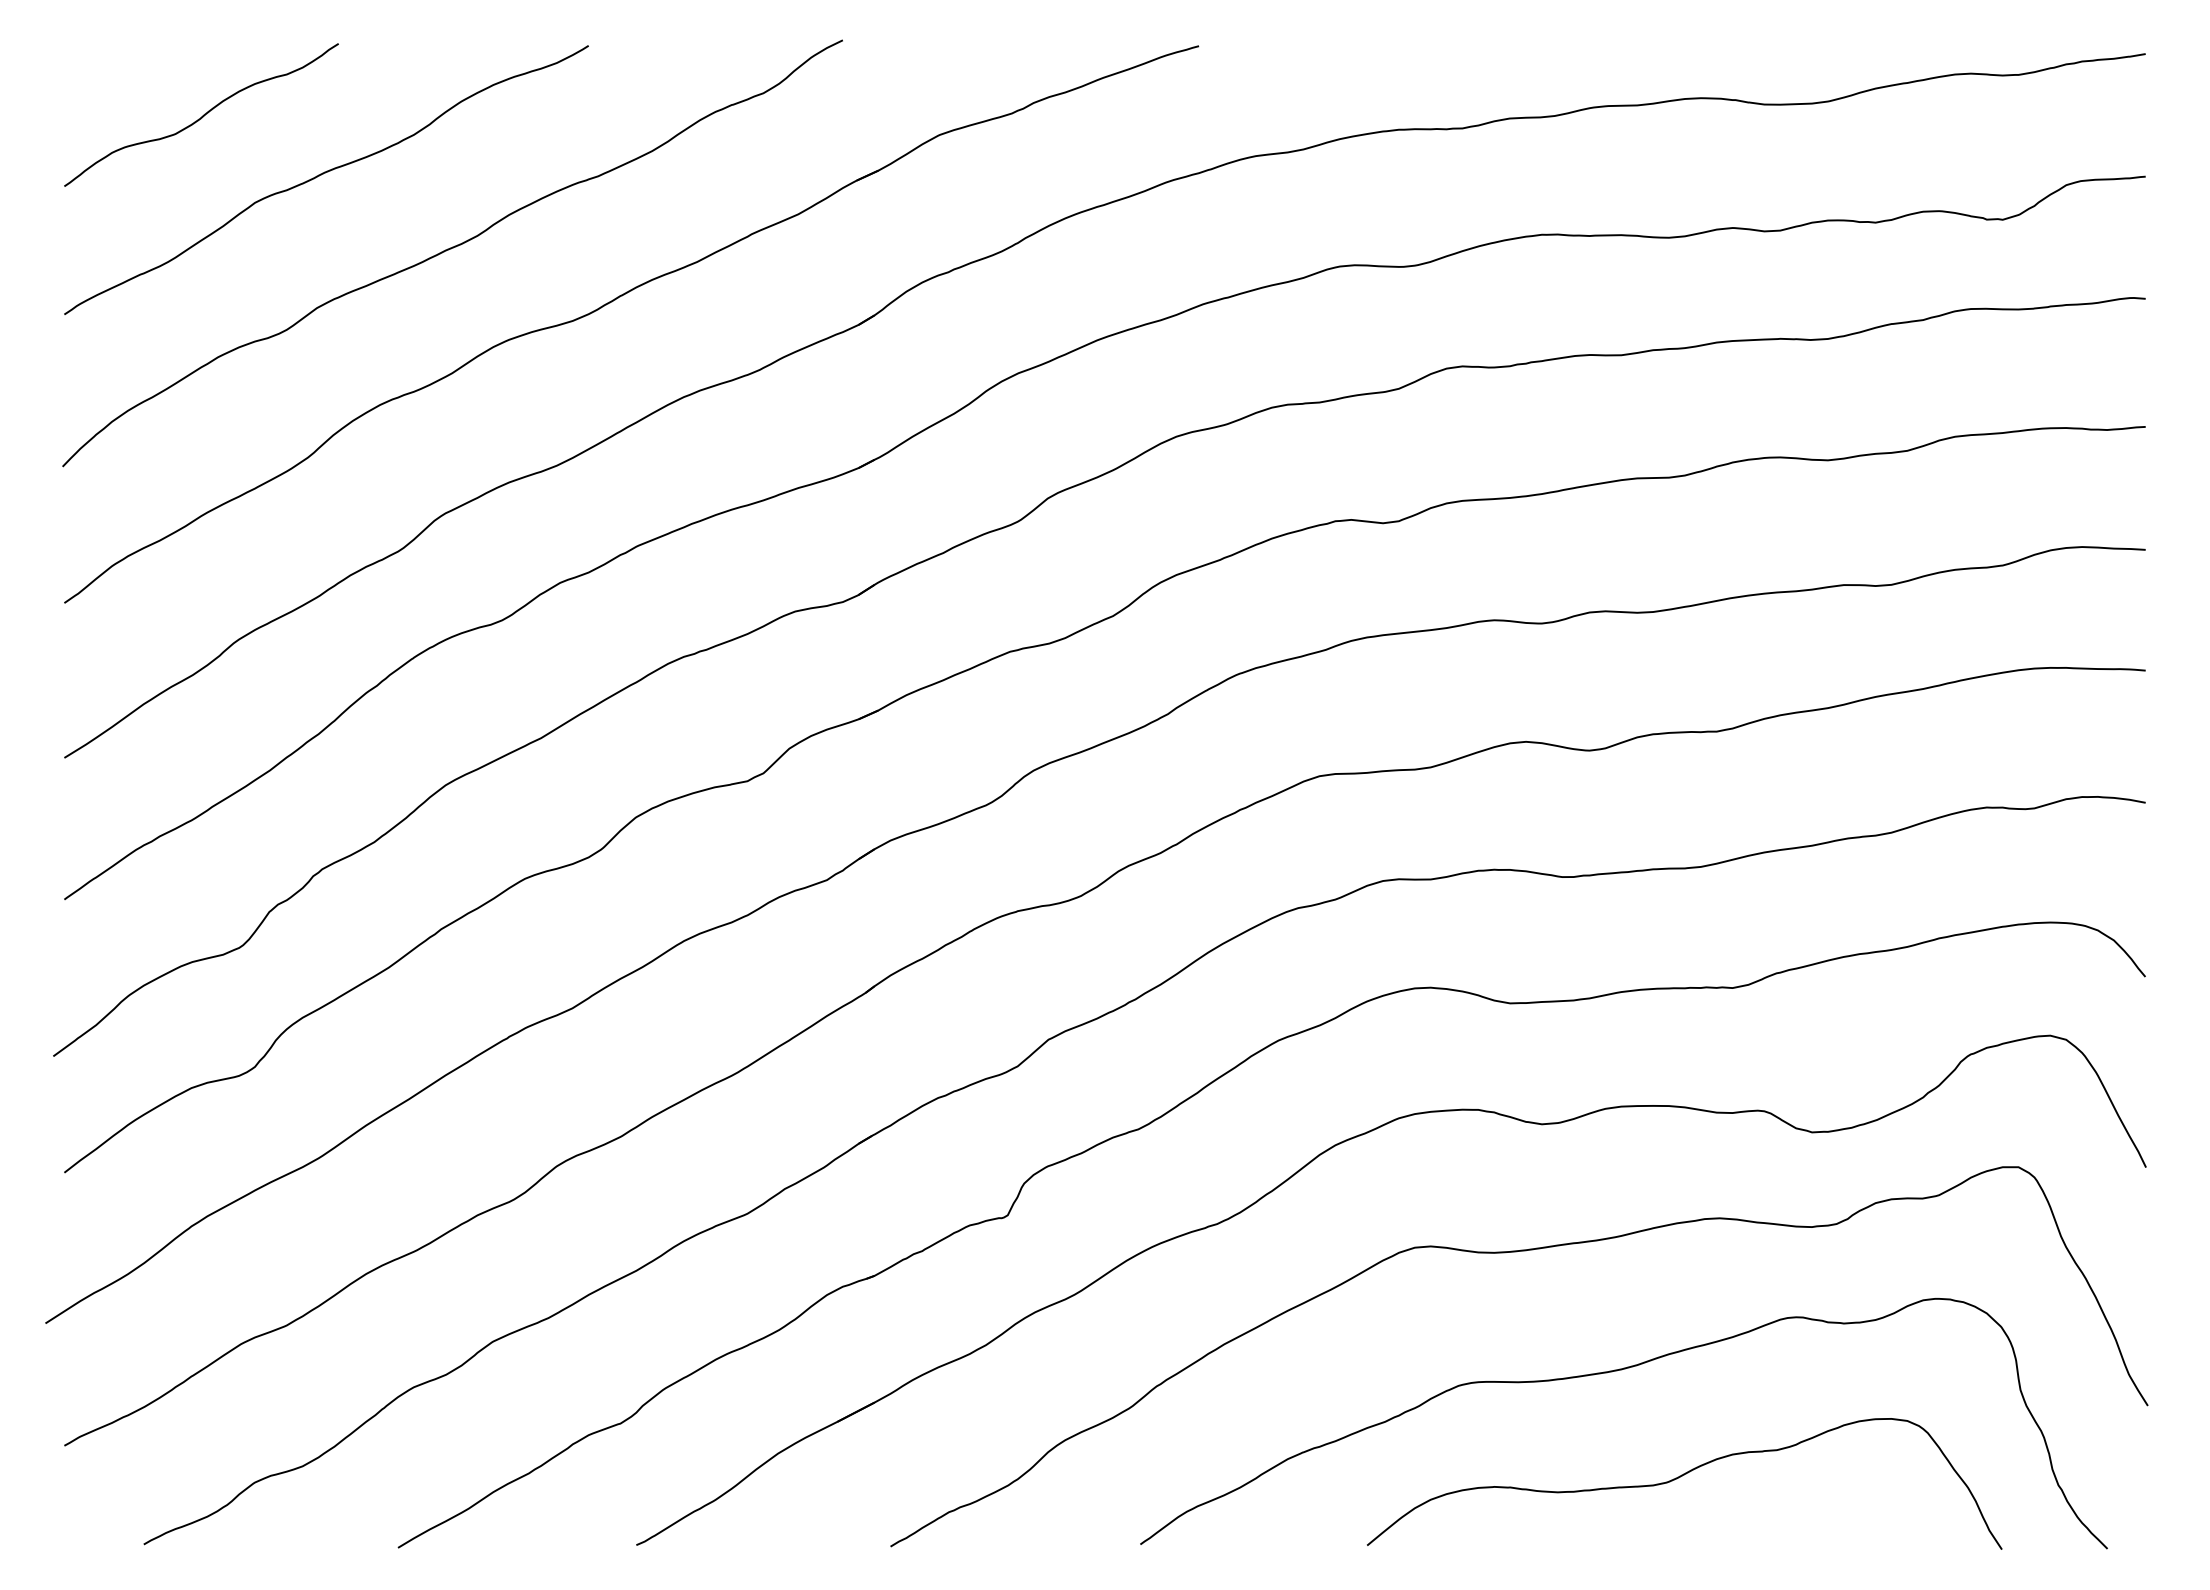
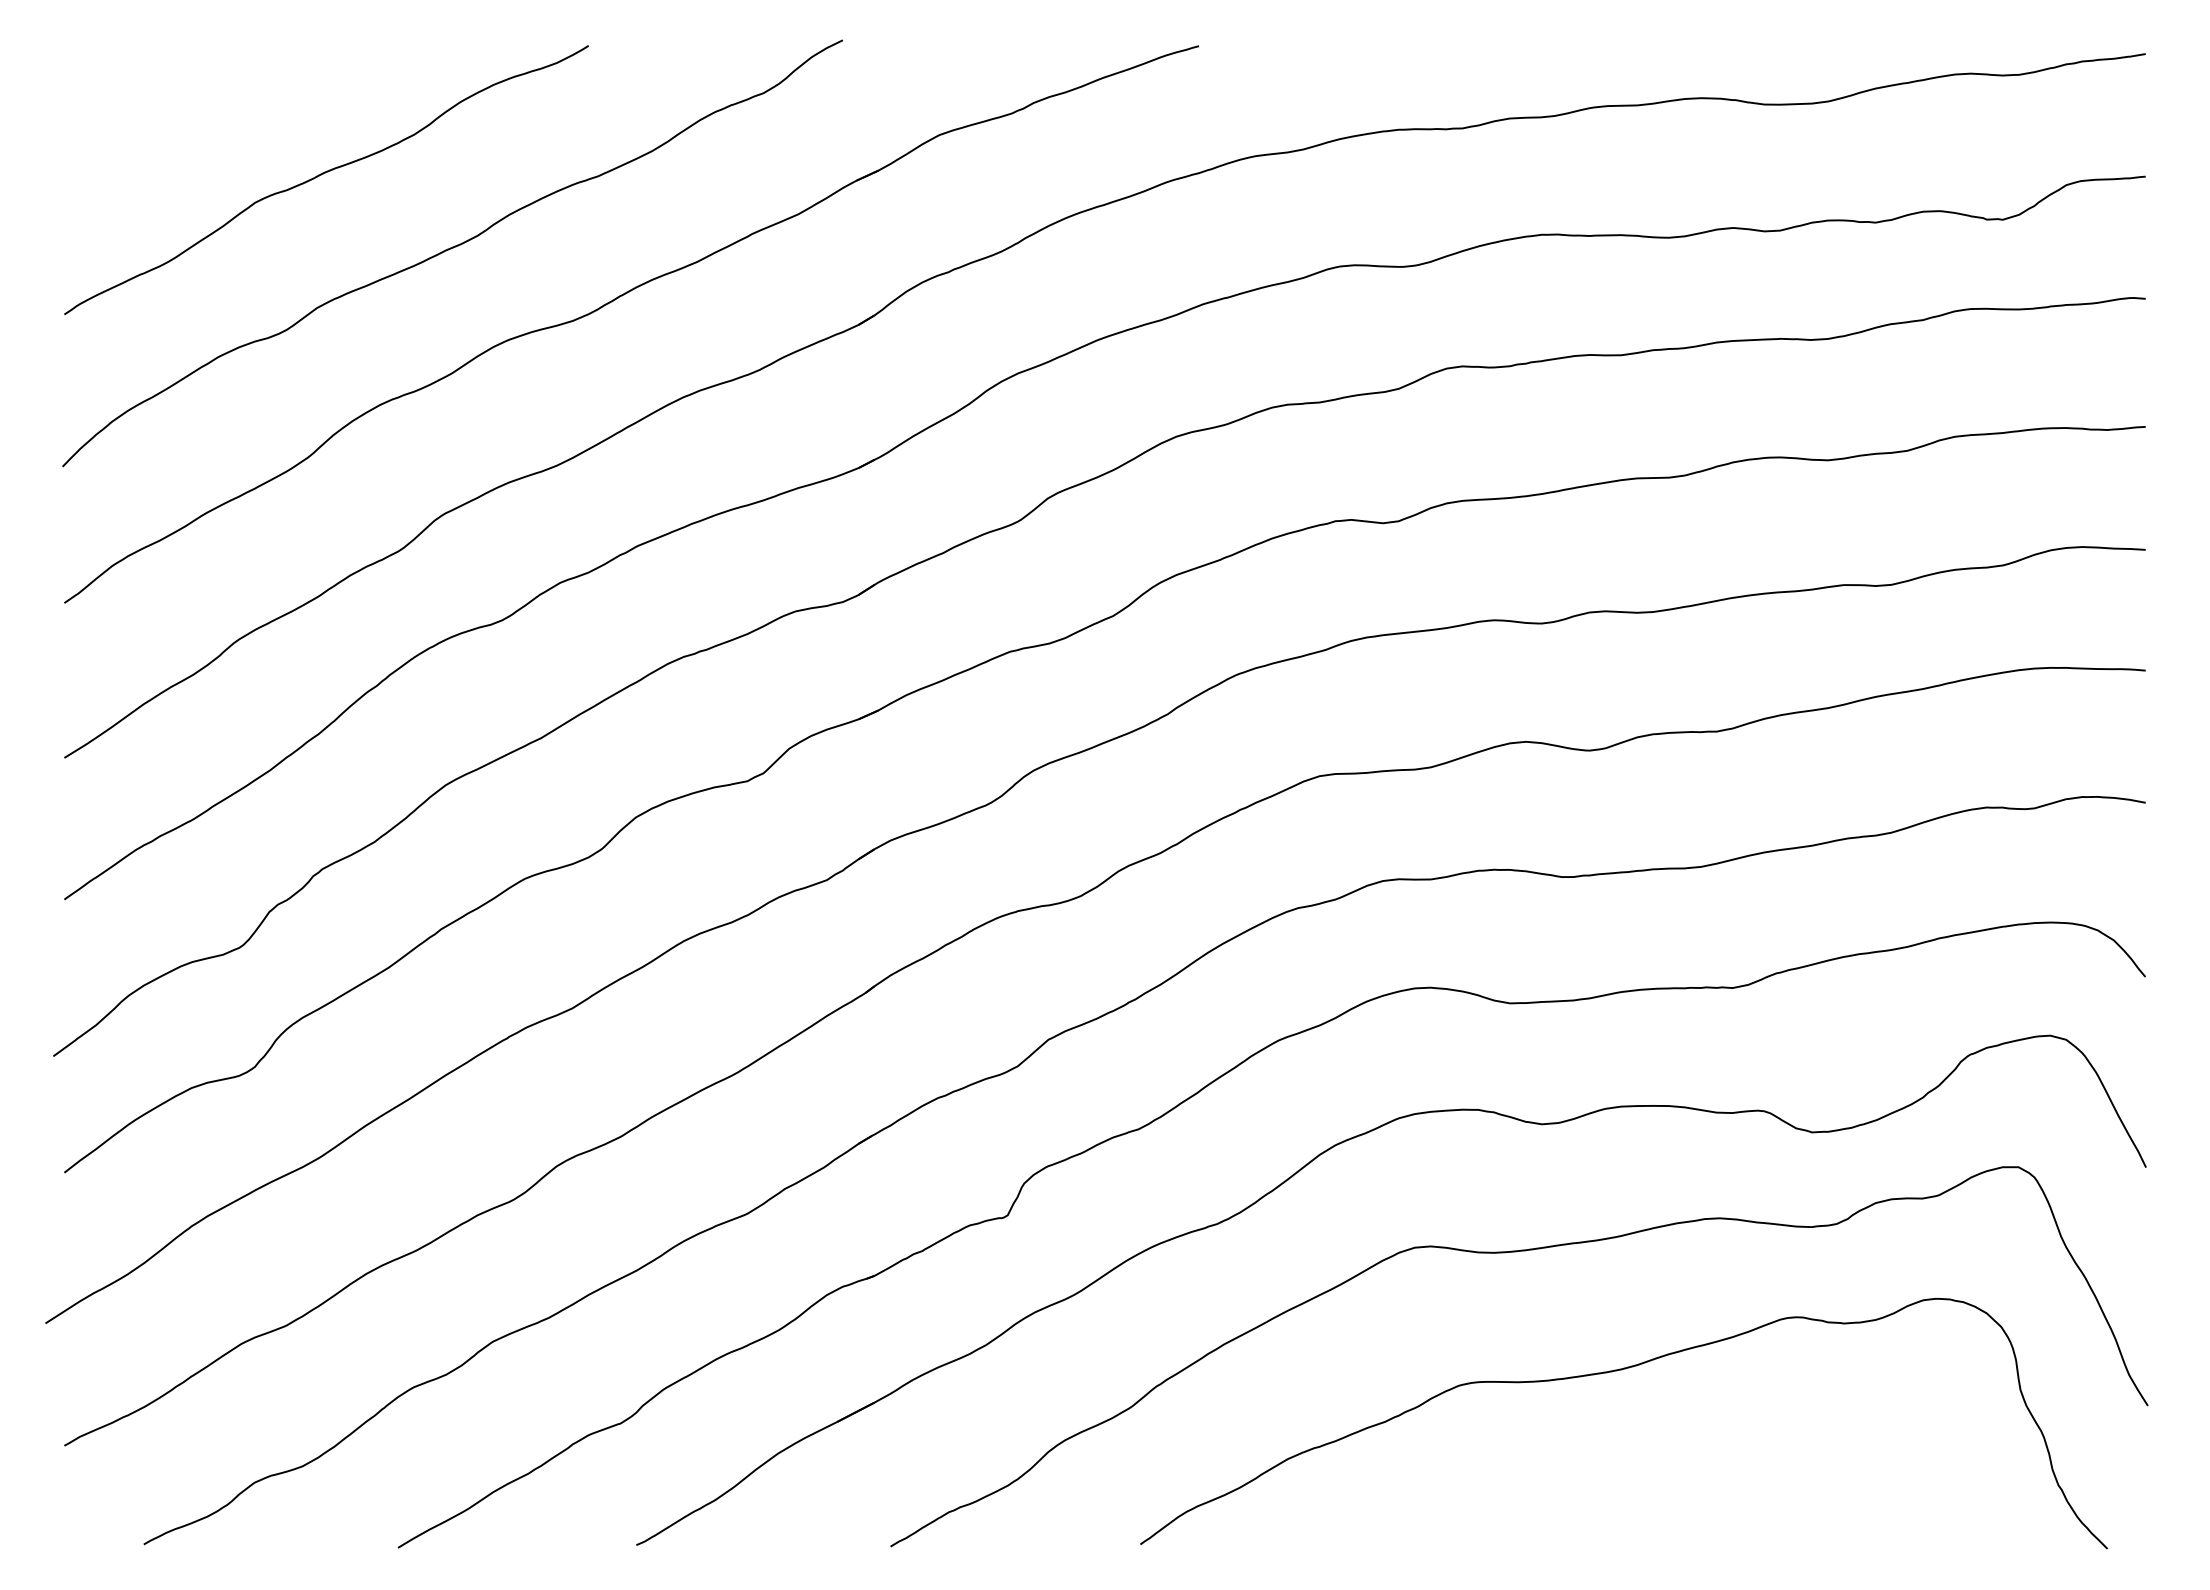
curve: present -> none (202, 115)
curve: present -> none (1680, 1477)
